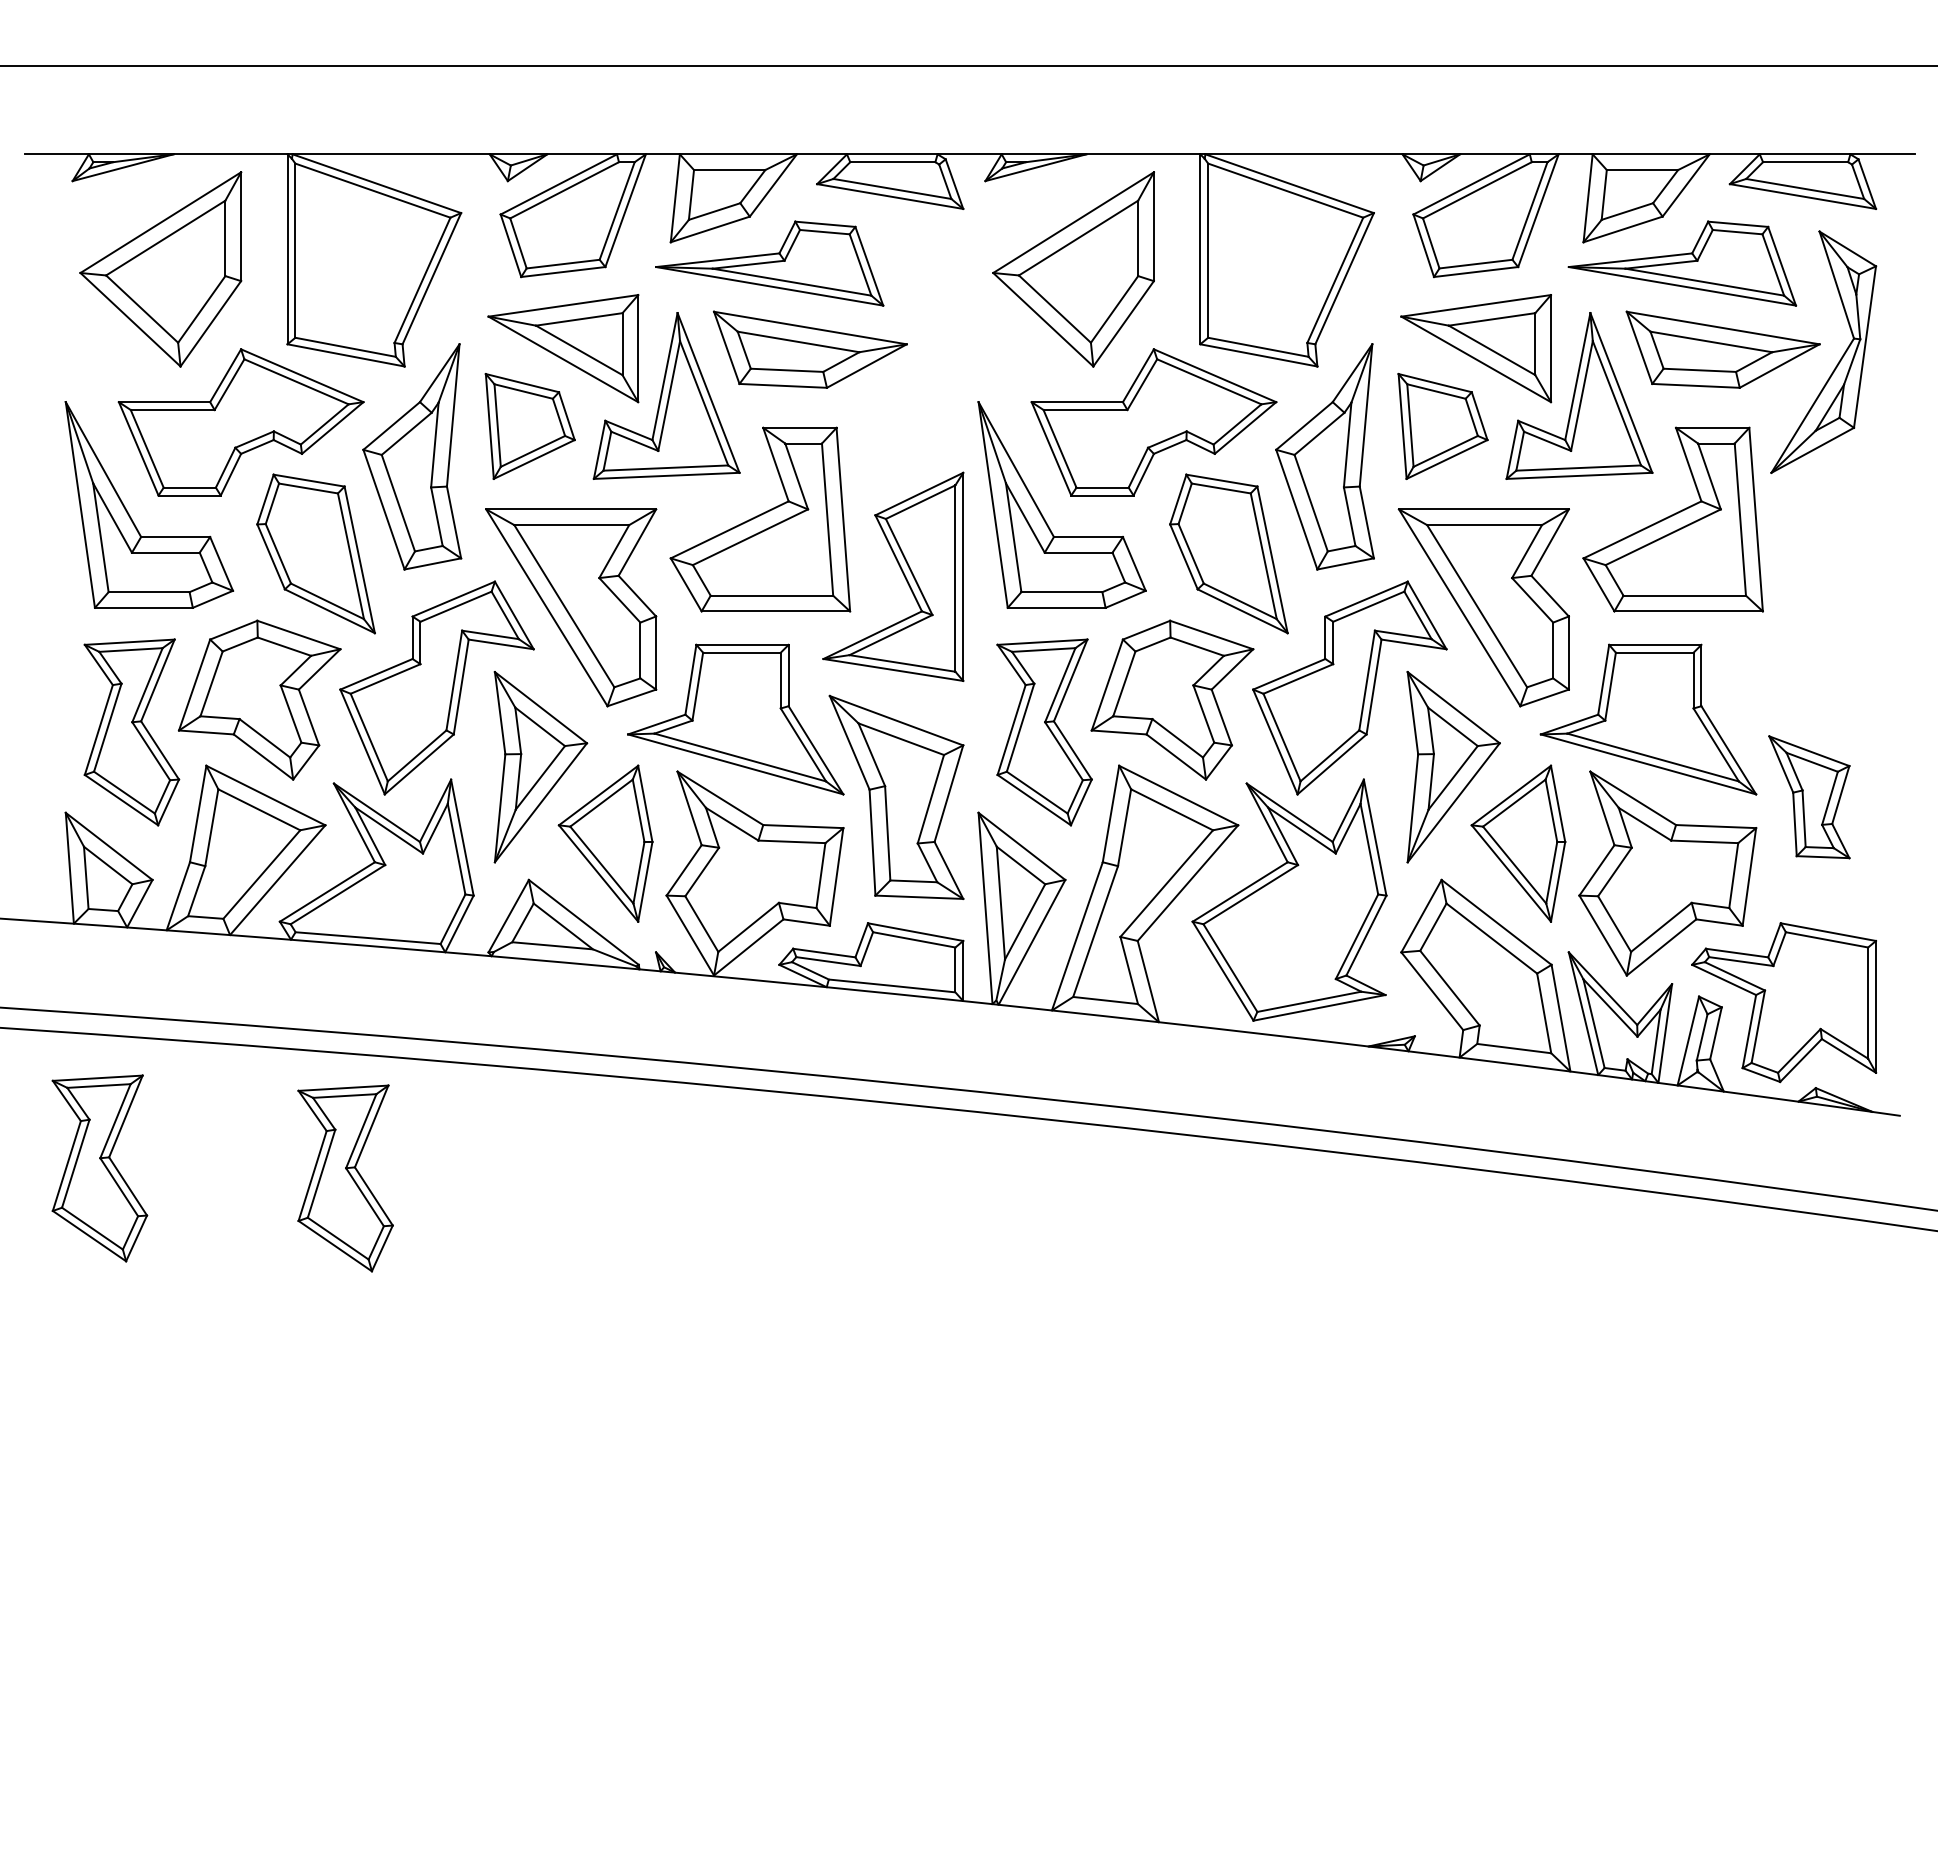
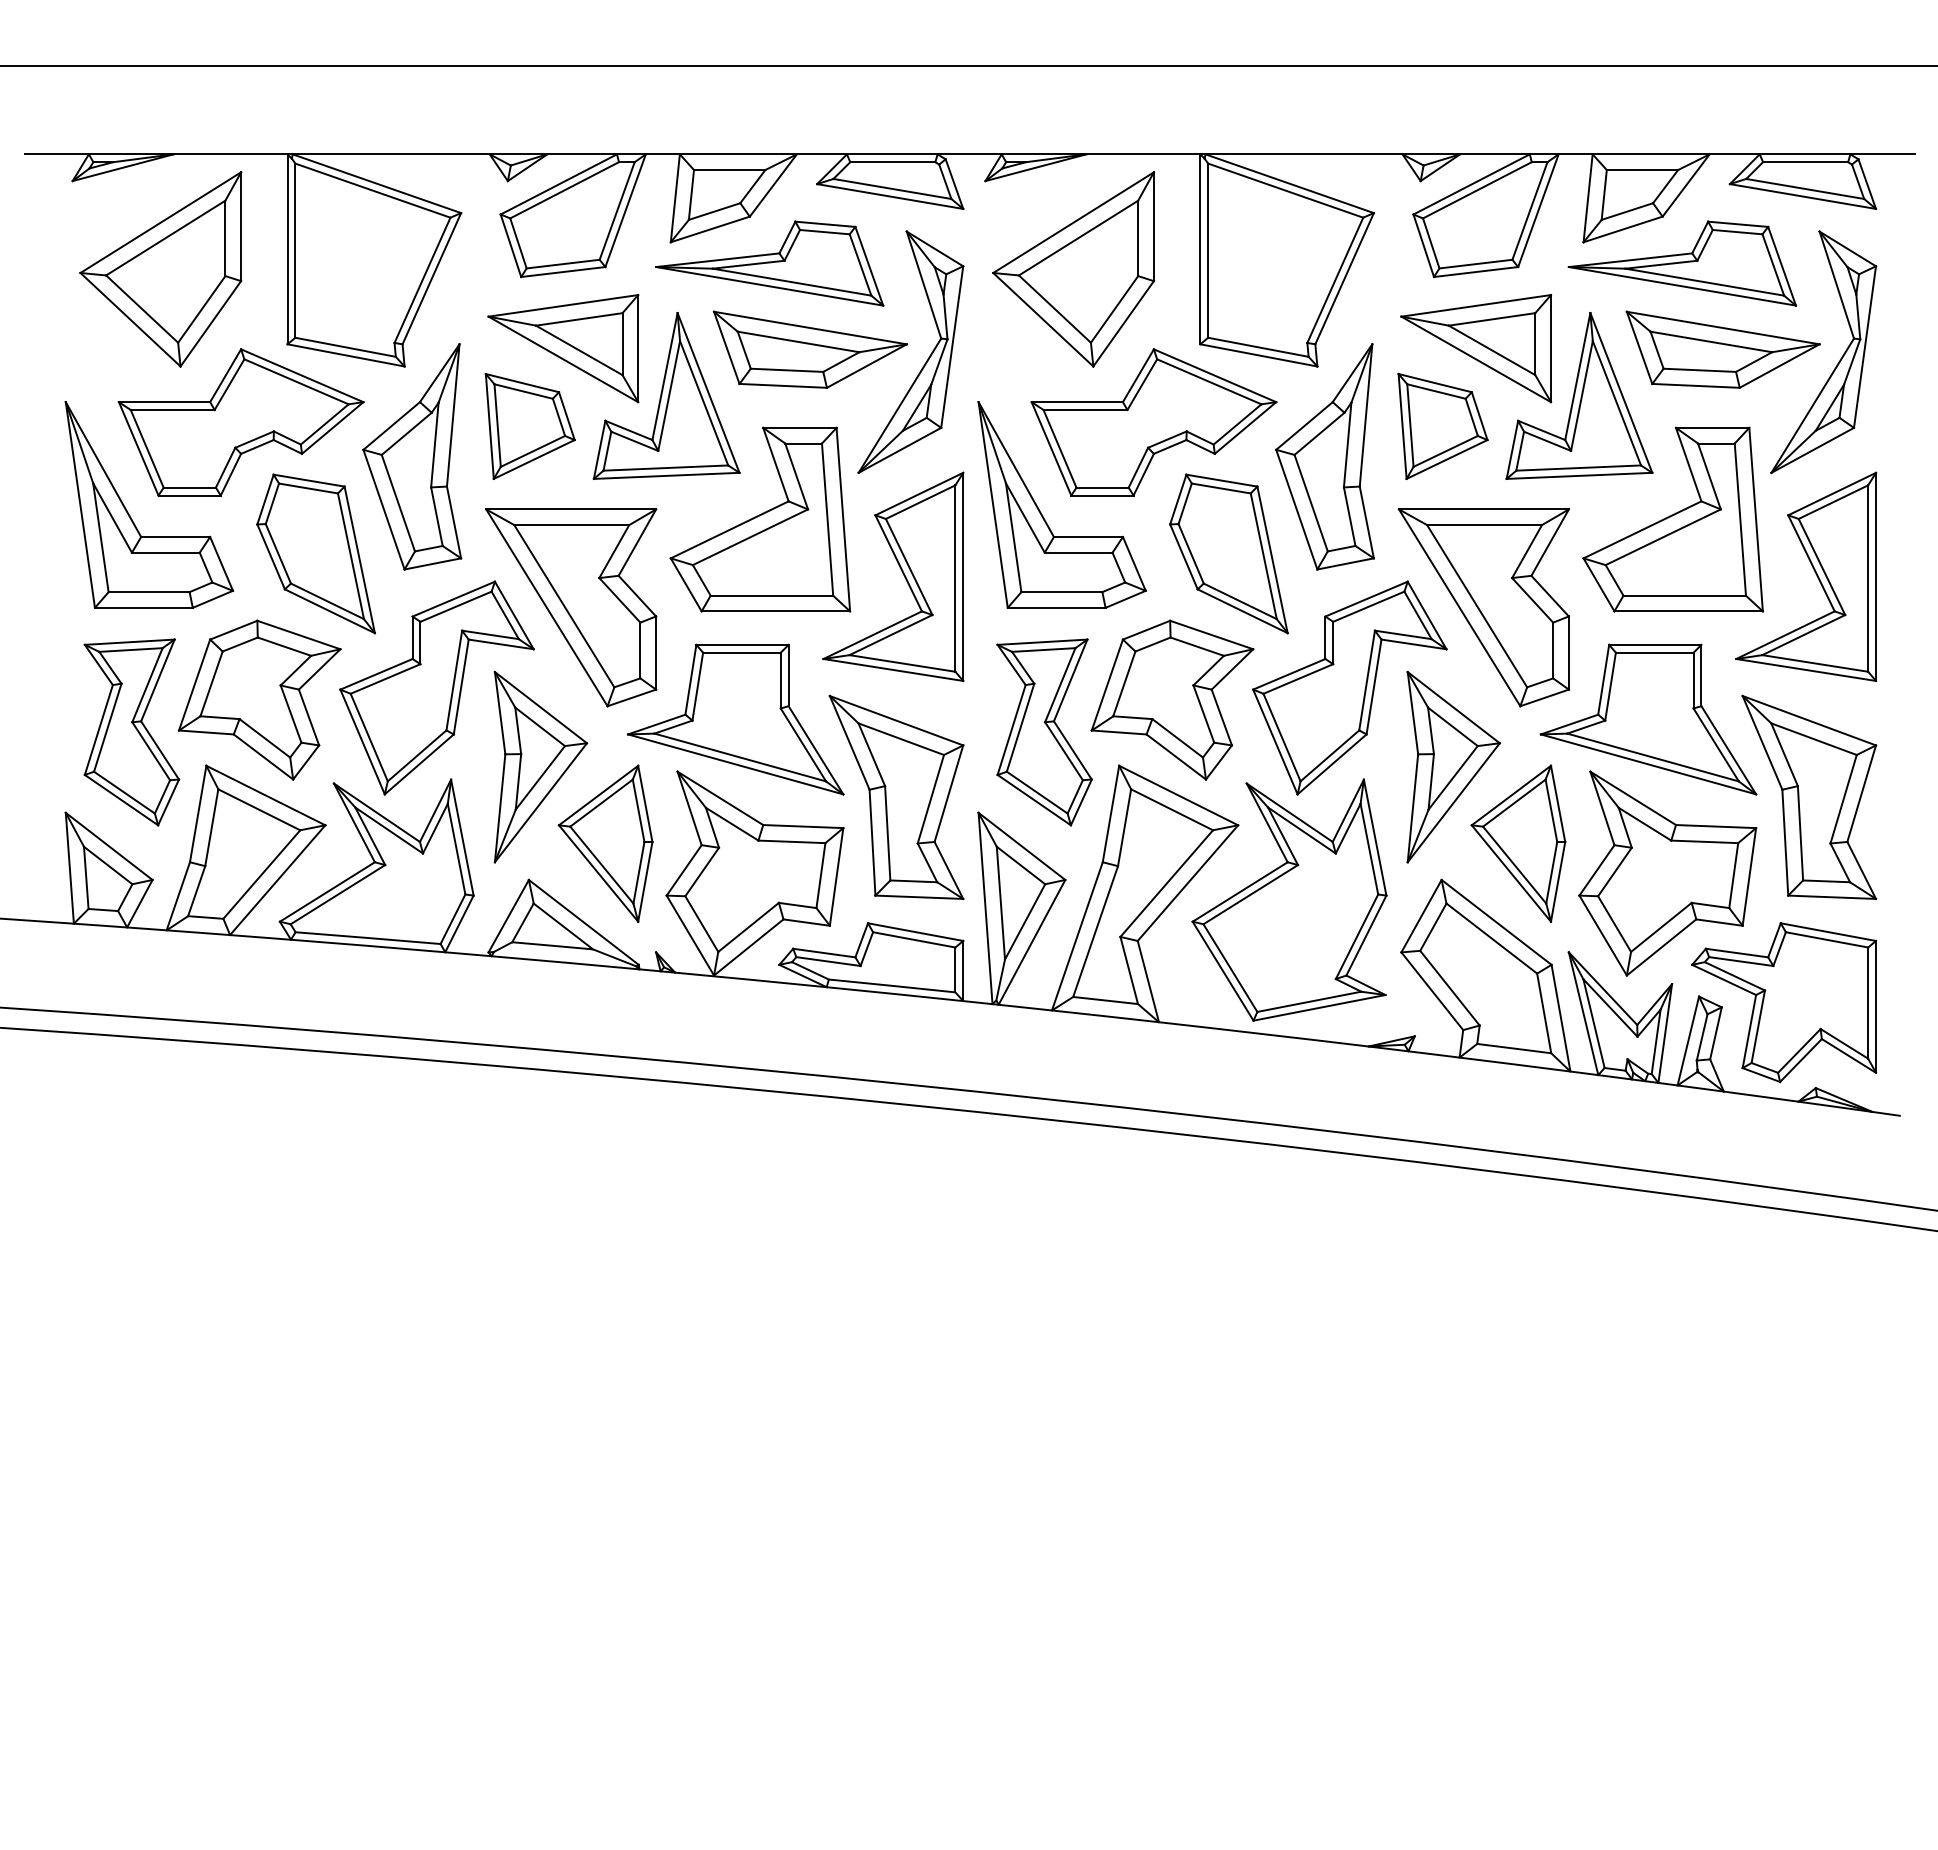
part: none -> present (926, 360)
part: none -> present (1814, 572)
part size: 83x125 px -> 137x206 px (1809, 796)
part: present -> none (99, 1168)
part: present -> none (345, 1178)
